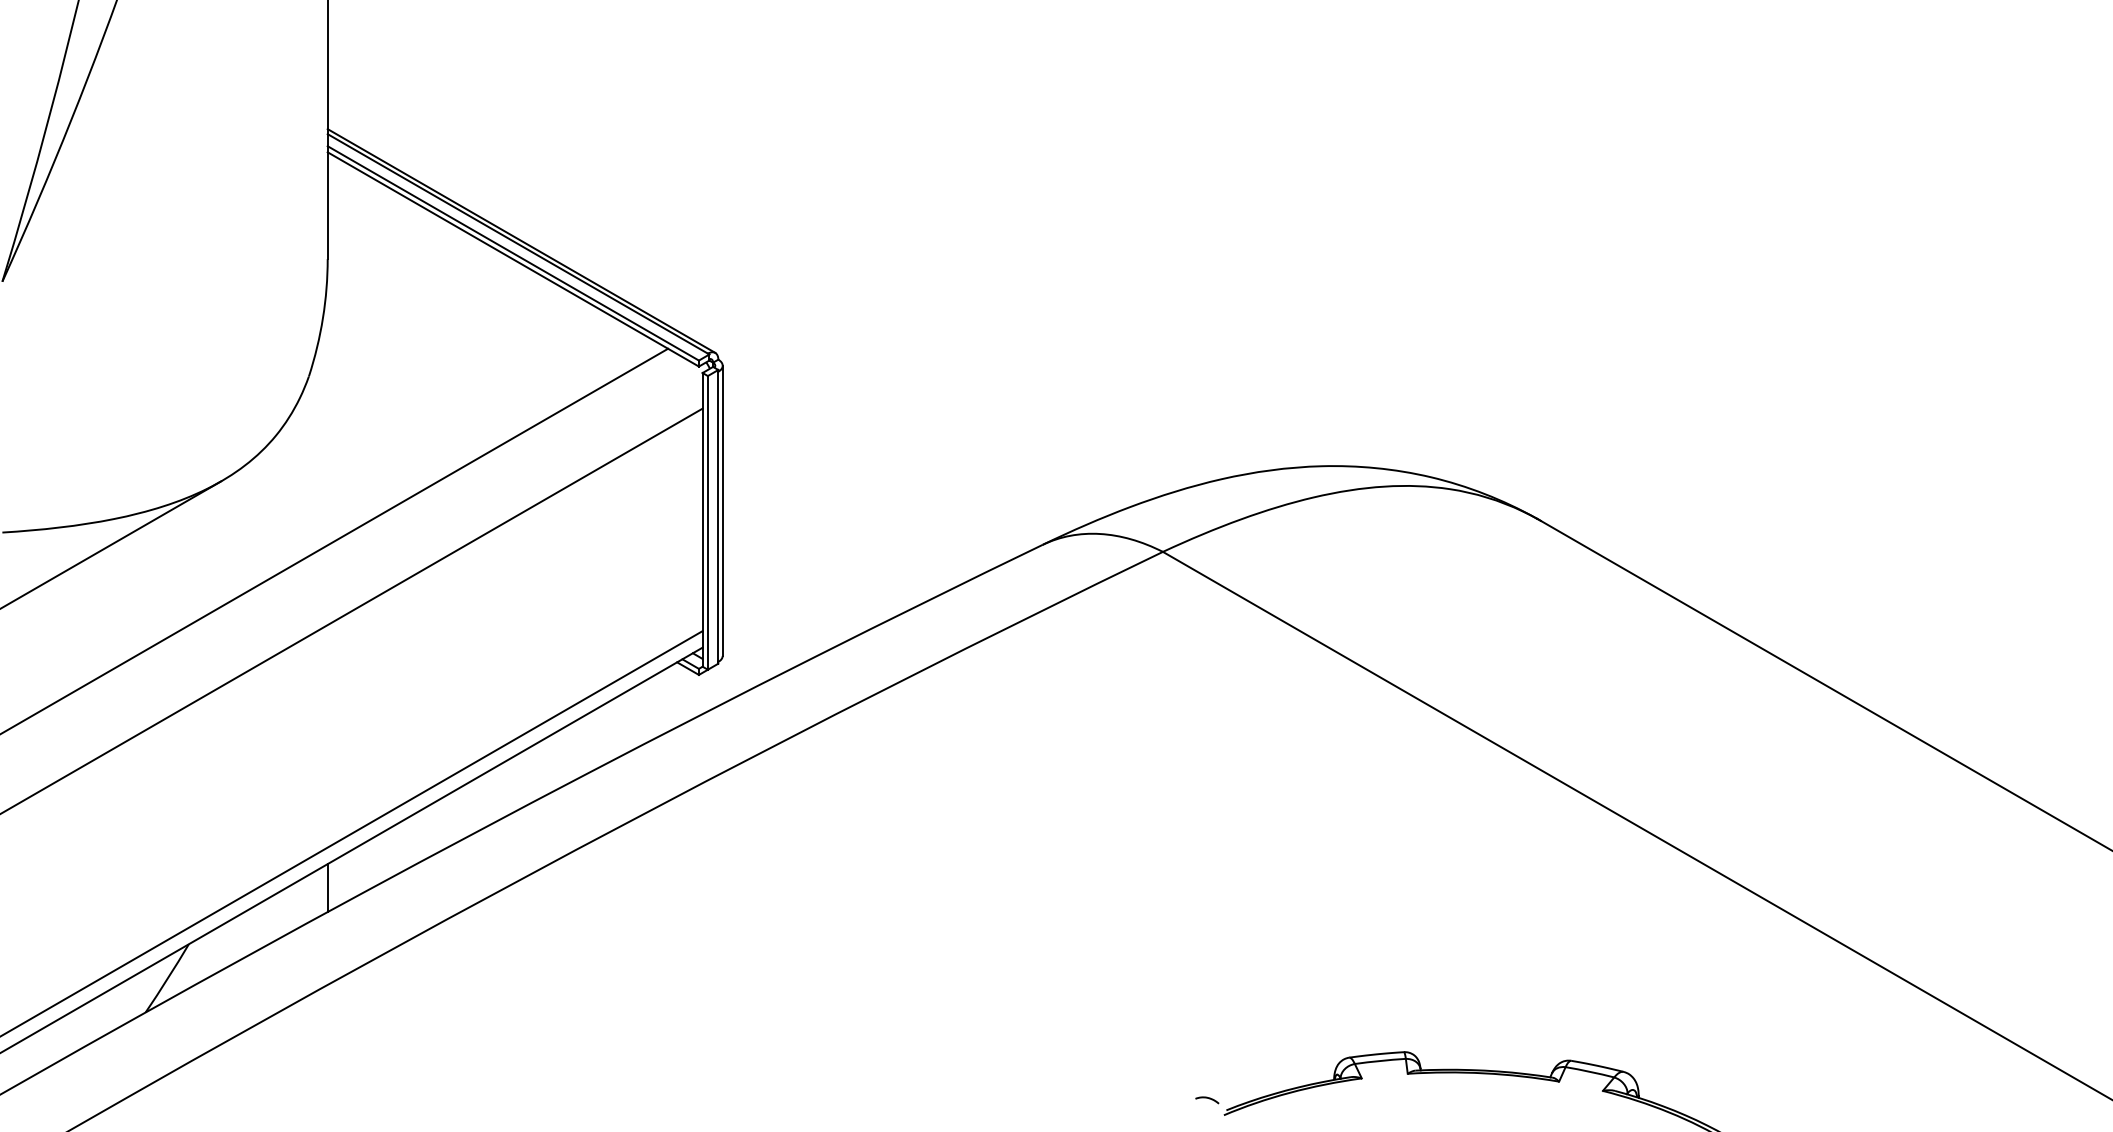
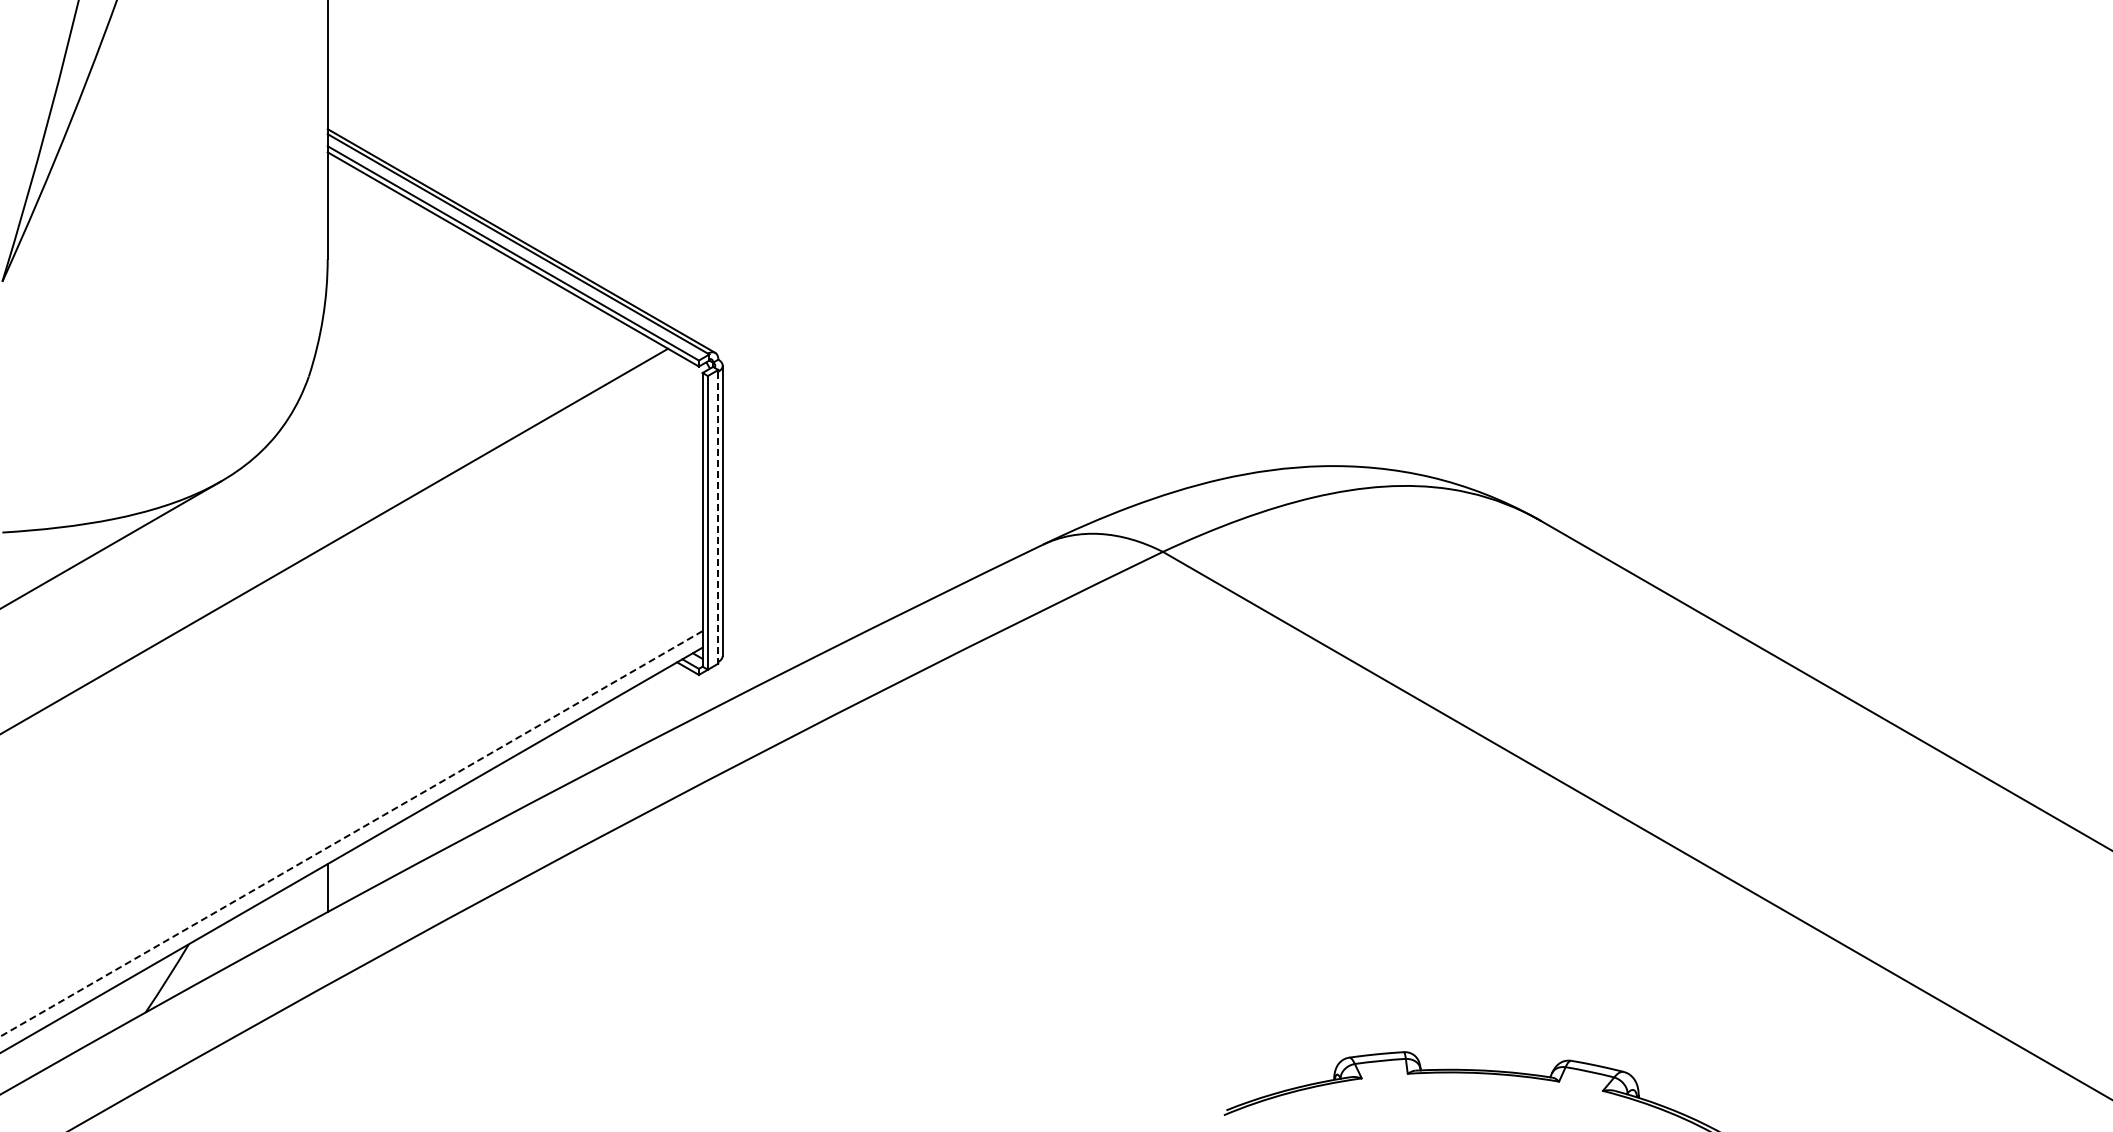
line: solid -> dashed (718, 517)
line: present -> none (352, 610)
line: solid -> dashed (350, 834)
curve: present -> none (1207, 1098)
